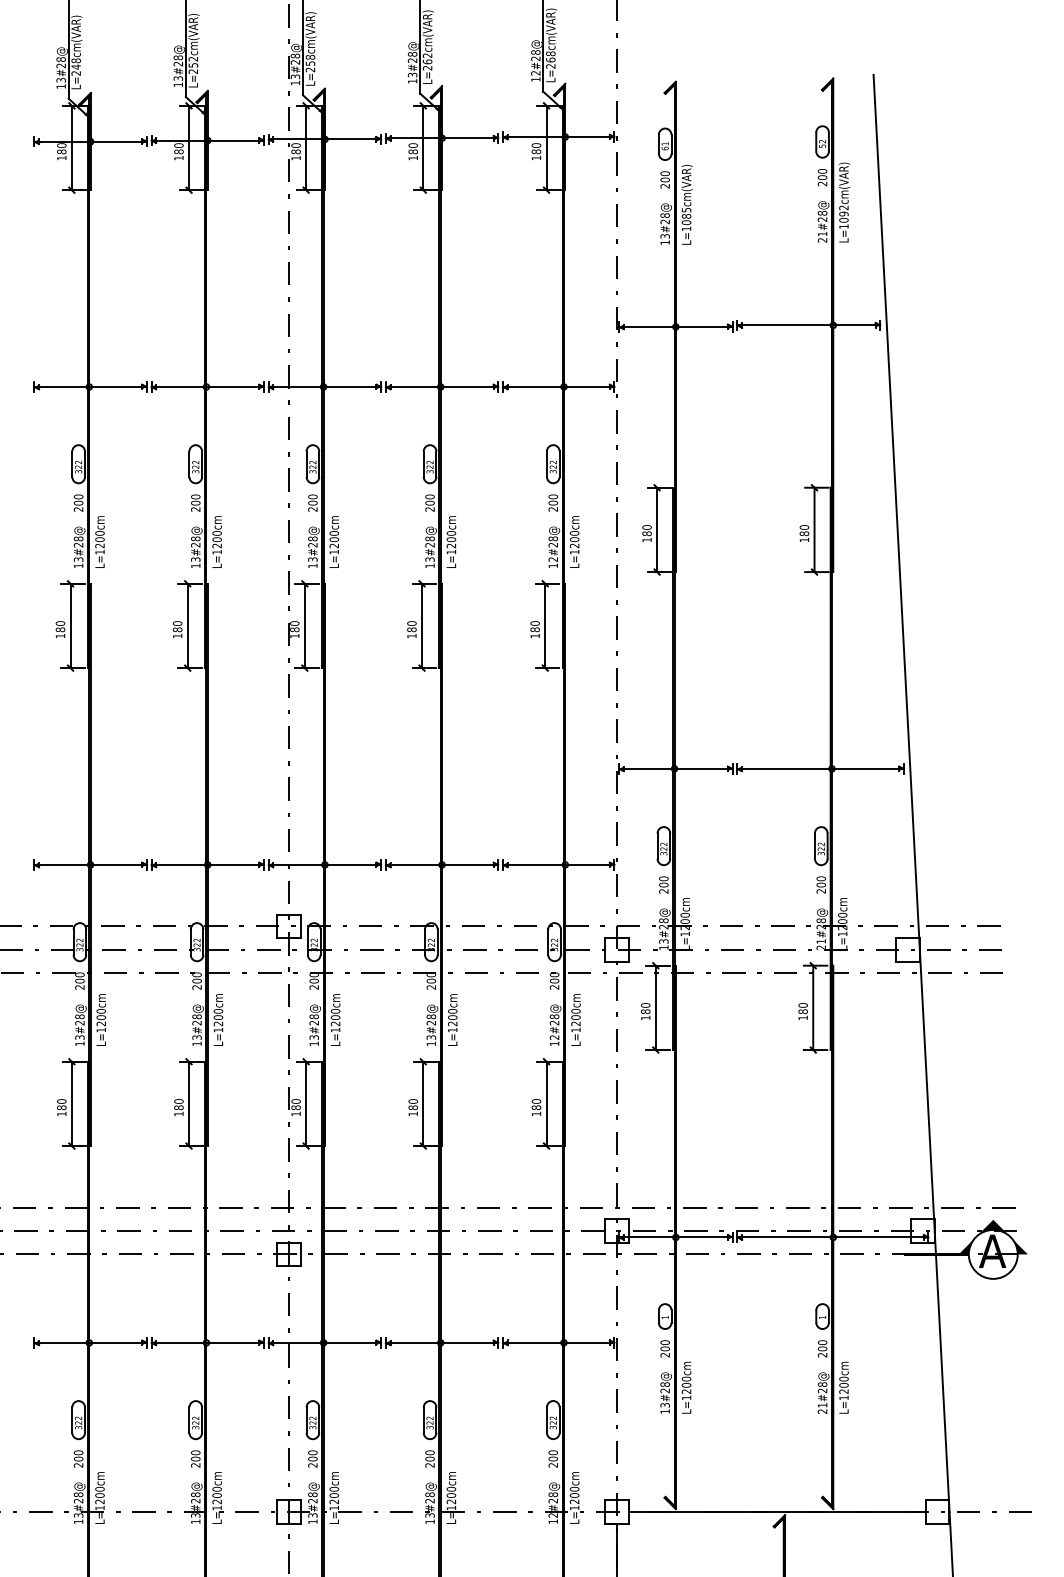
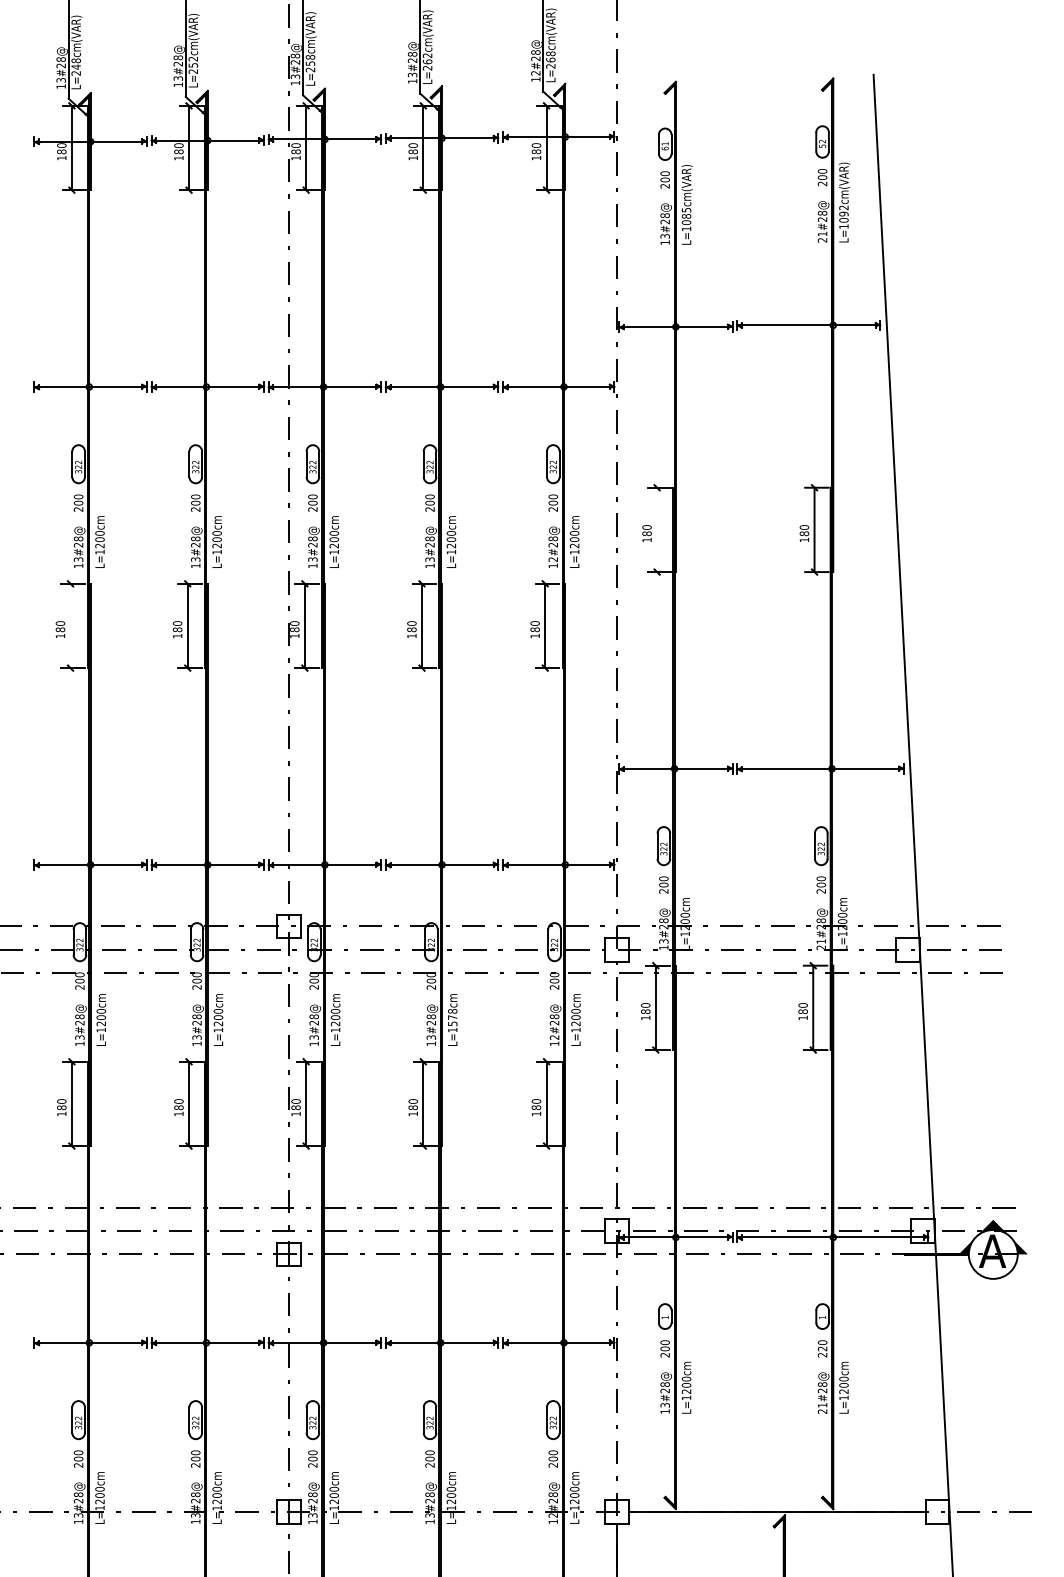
line: present -> none (657, 529)
line: present -> none (70, 625)
text: L=1200cm -> L=1578cm (452, 1017)
text: 200 -> 220 (822, 1348)
